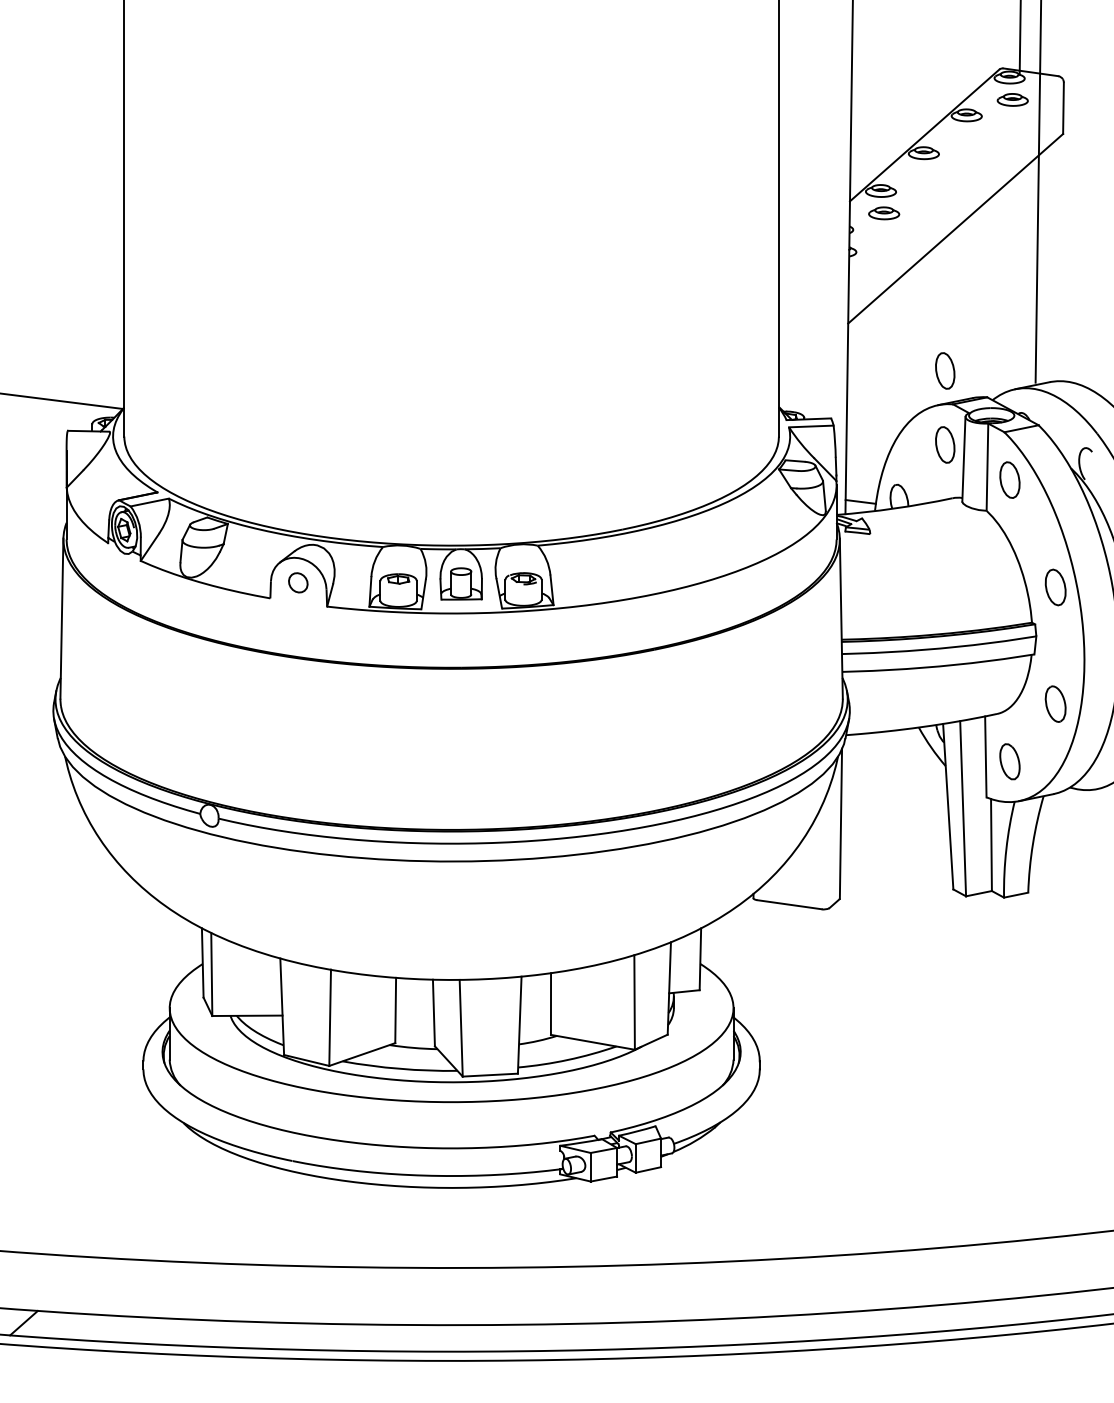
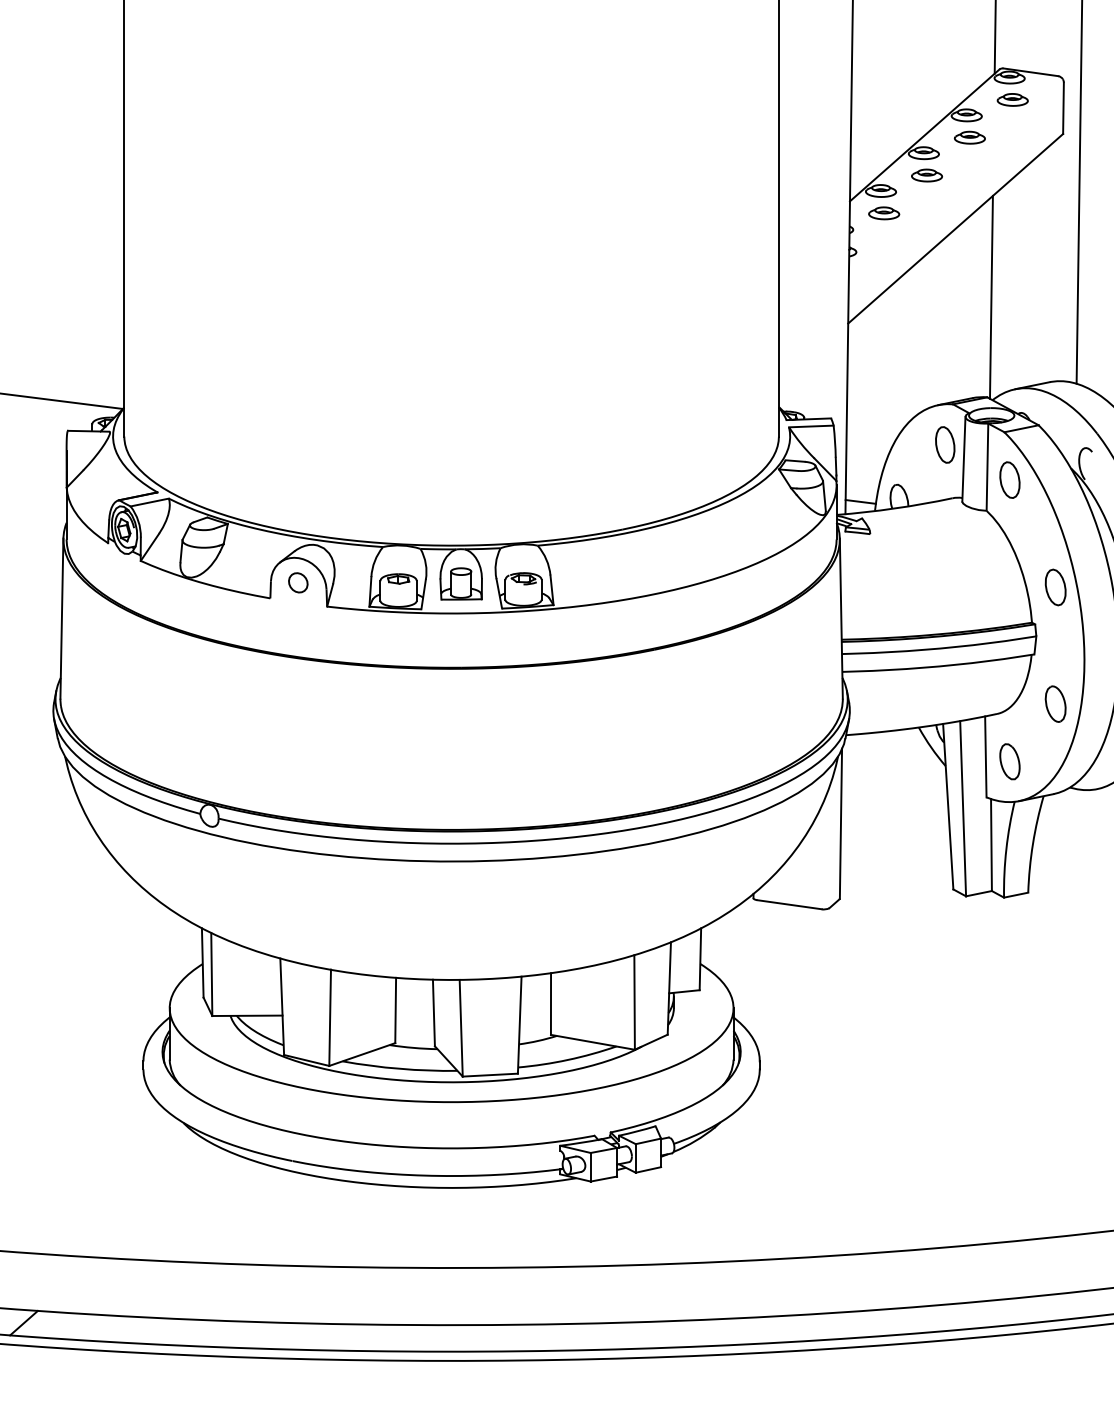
line position: (1019, 37) -> (994, 37) (994, 37)
part: none -> present (969, 137)
part: none -> present (926, 175)
line position: (1038, 192) -> (1079, 192) (1079, 192)
line: none -> present (990, 296)
part: present -> none (945, 370)
